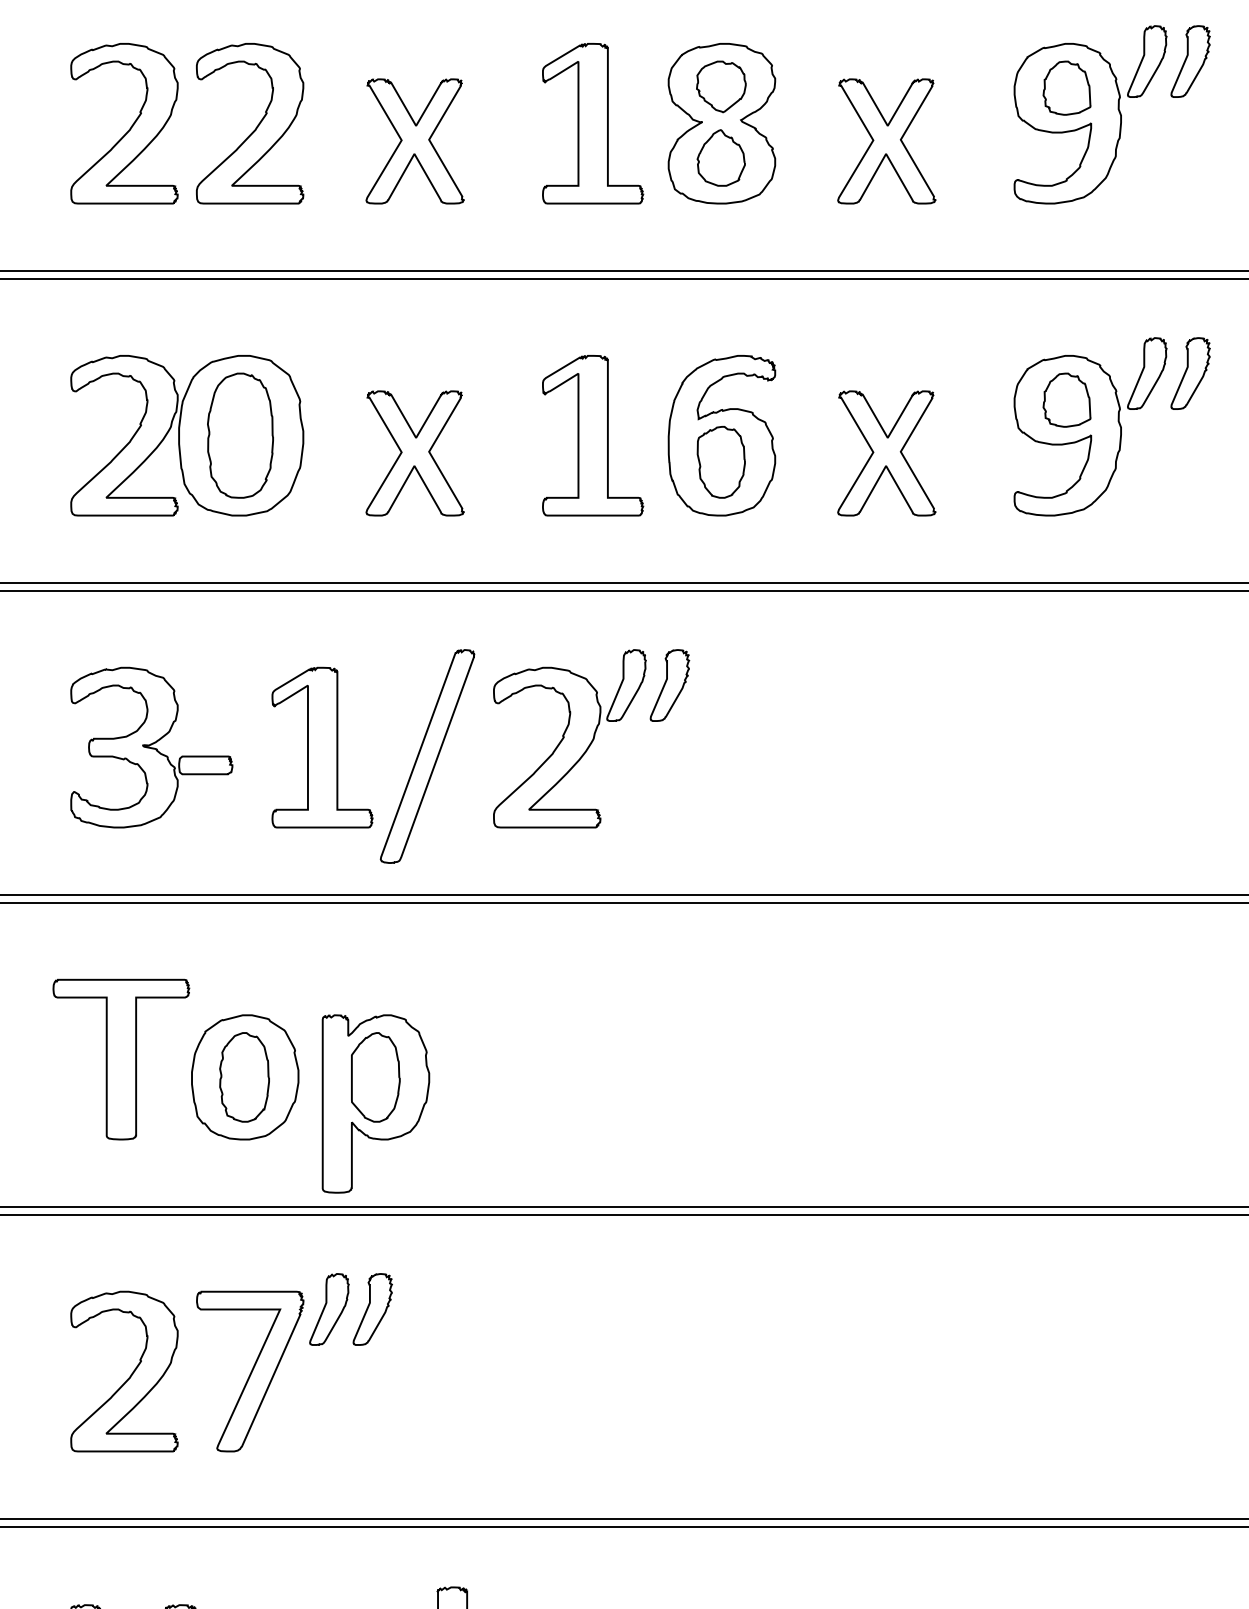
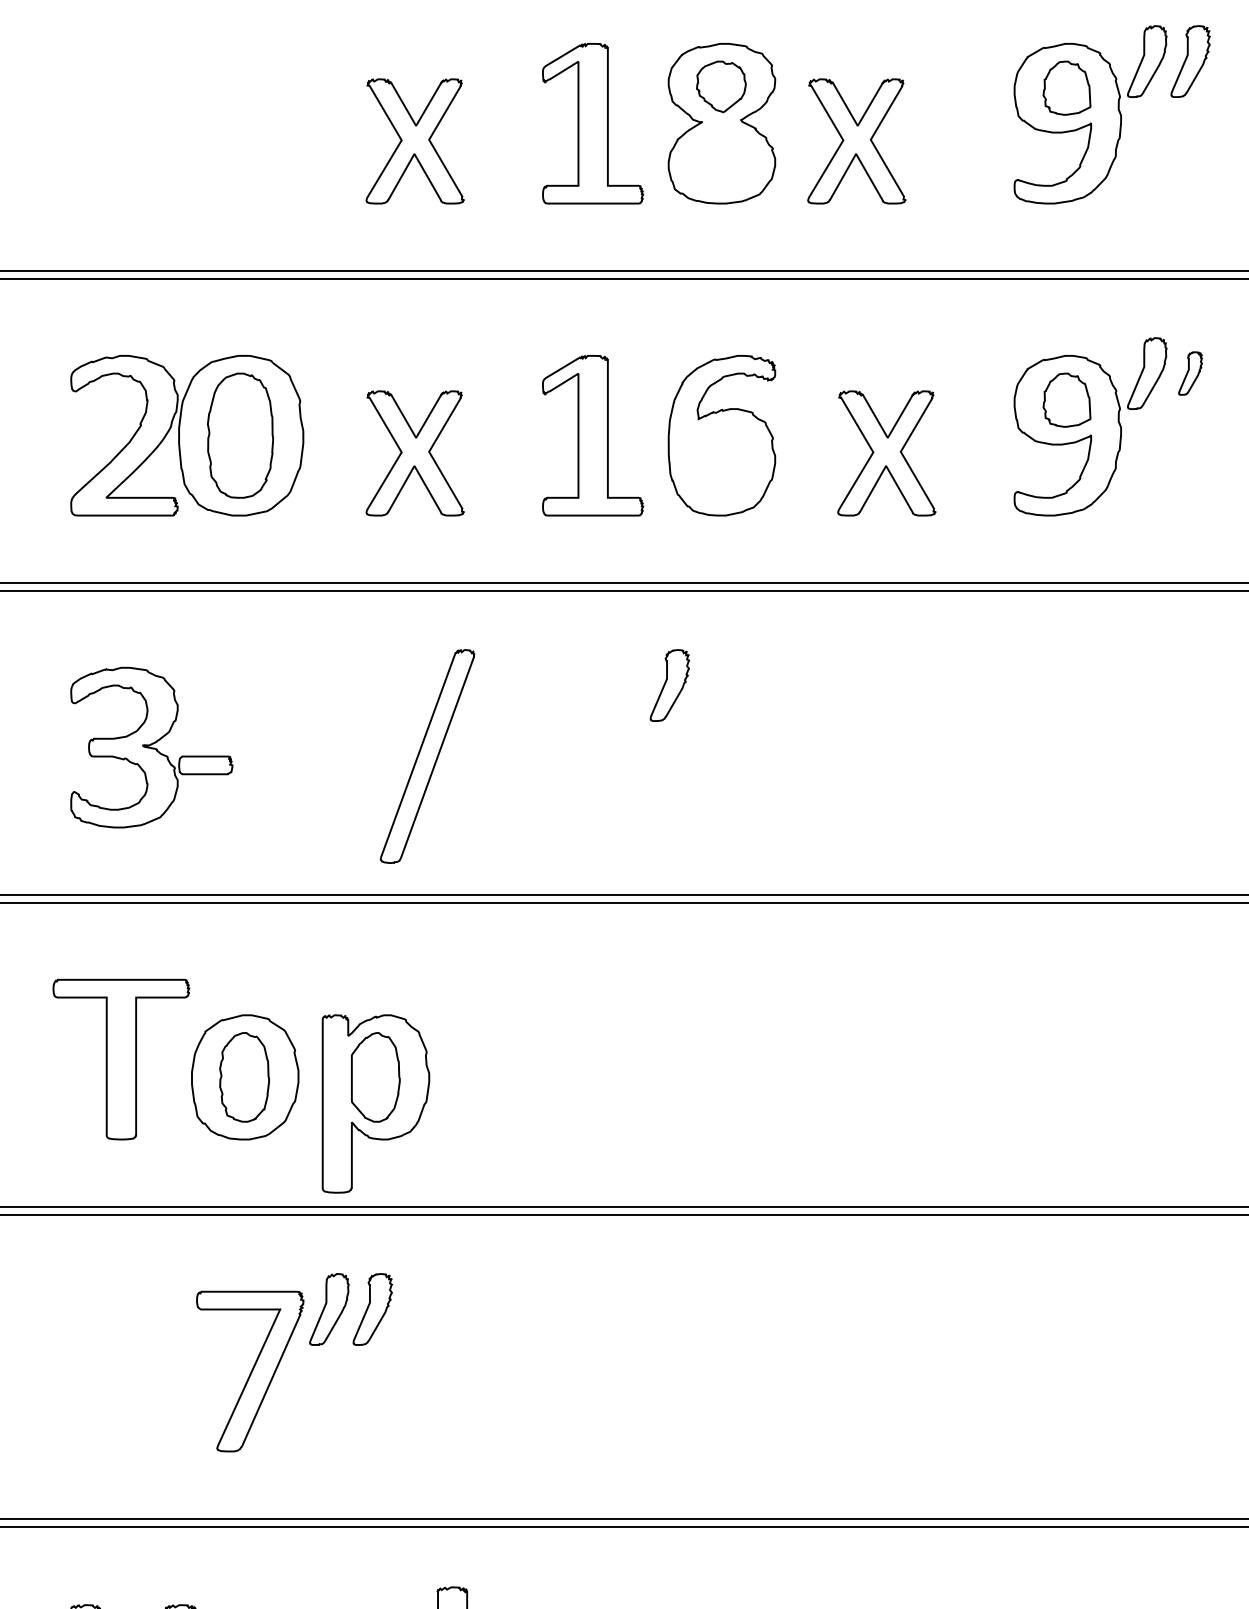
part: present -> none (255, 127)
part: present -> none (129, 128)
part position: (886, 141) -> (856, 141) (856, 141)
part: present -> none (720, 157)
part size: 41x73 px -> 26x45 px (1190, 373)
part: present -> none (720, 462)
part: present -> none (569, 738)
part: present -> none (322, 747)
part: present -> none (130, 1374)
